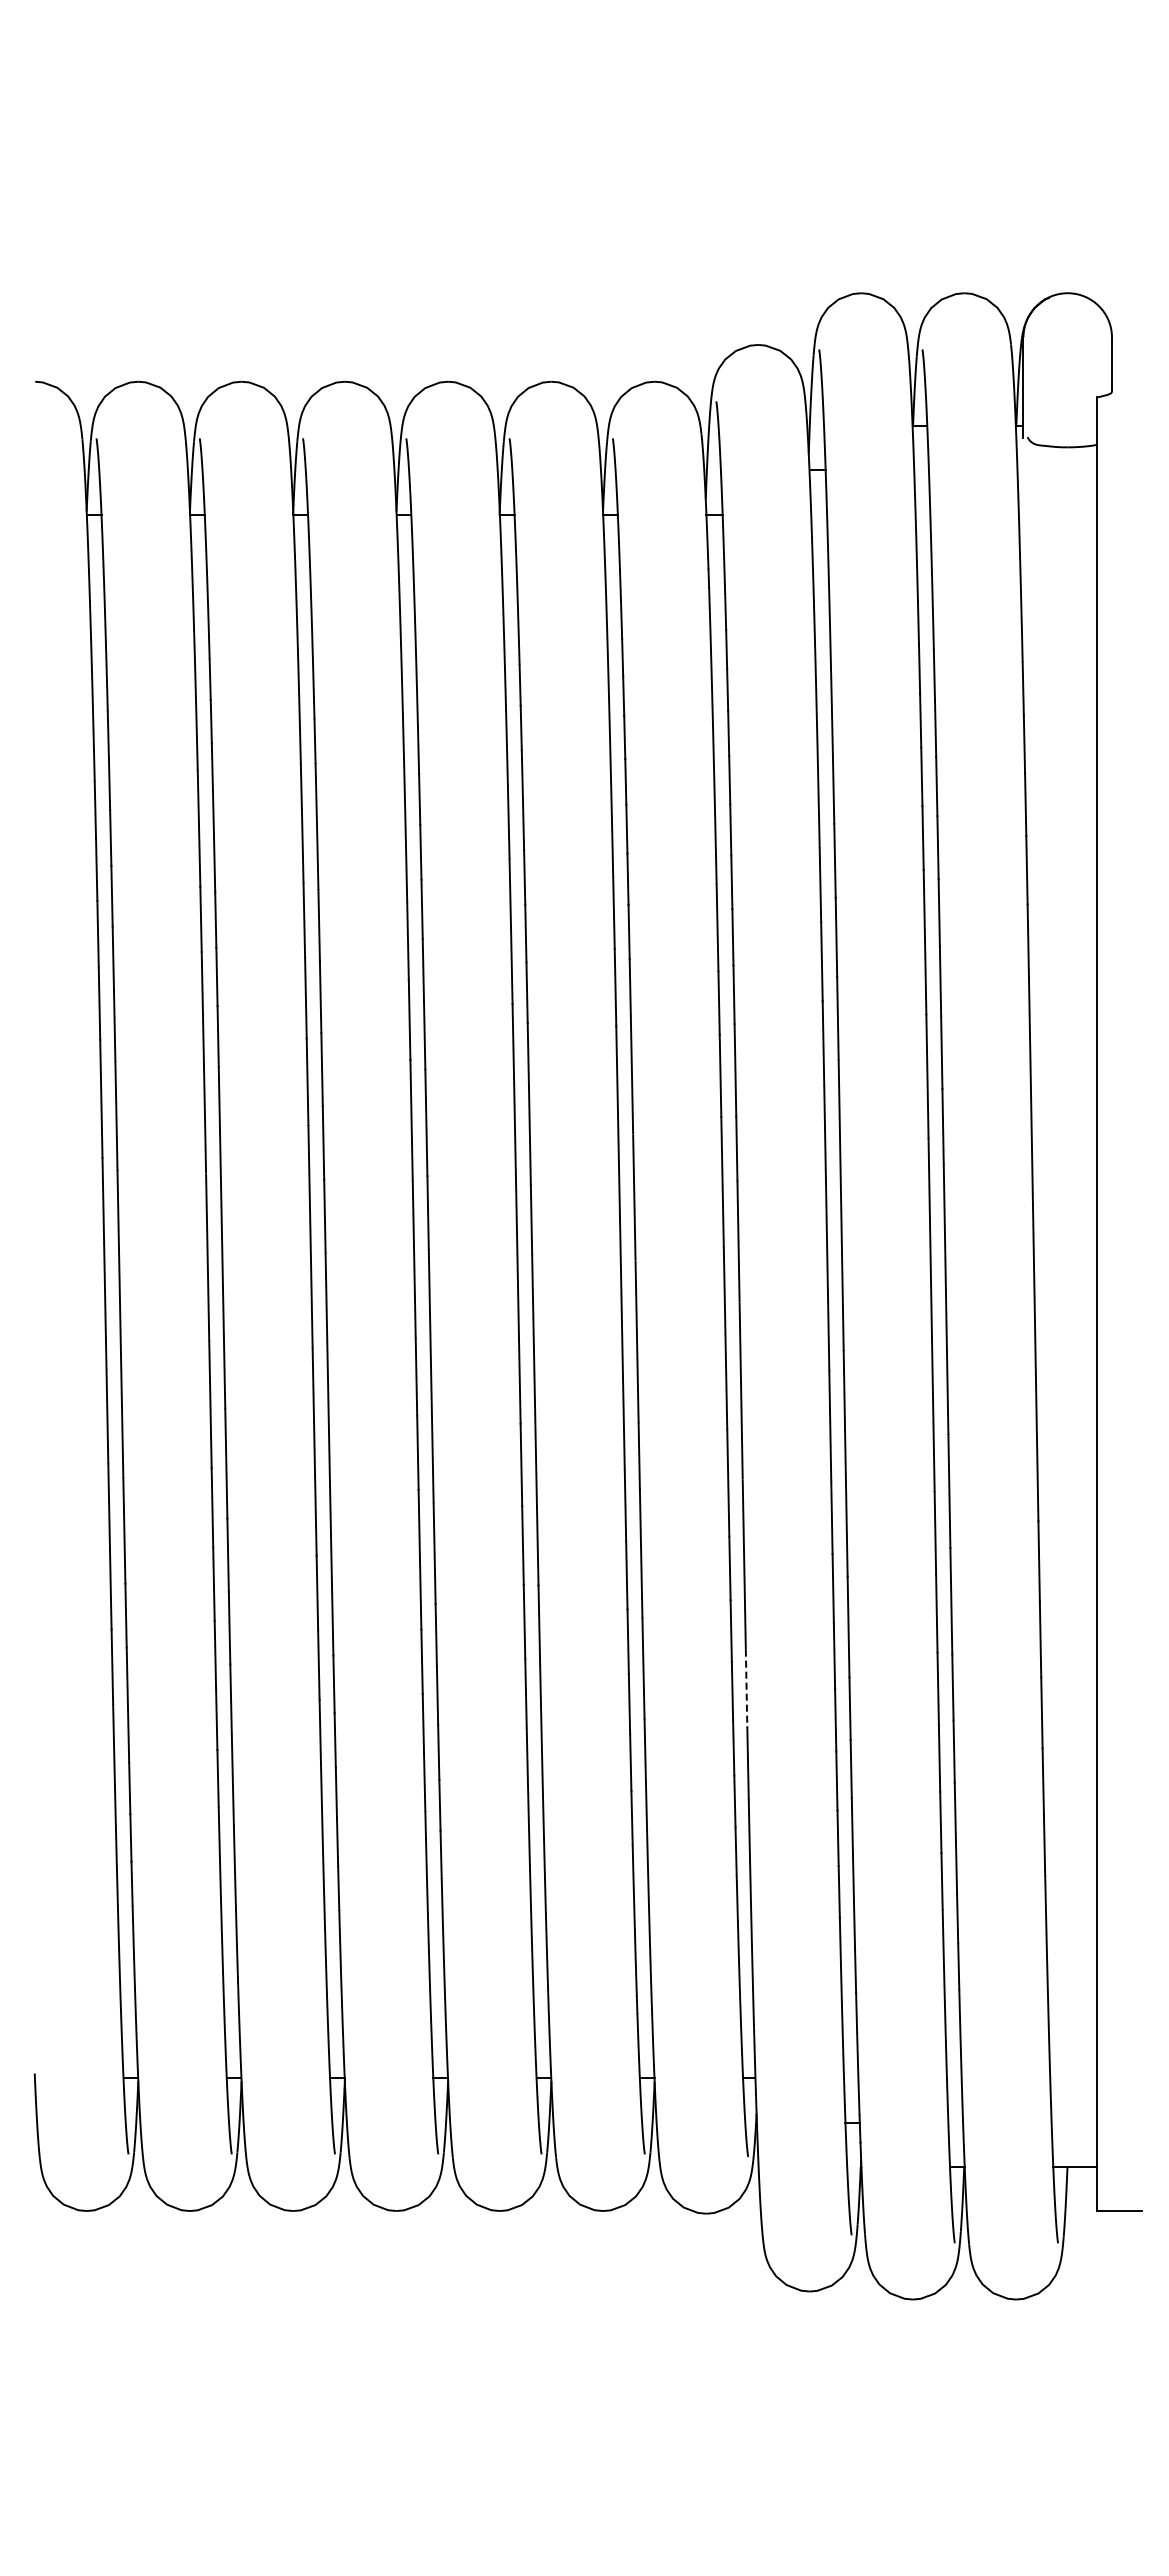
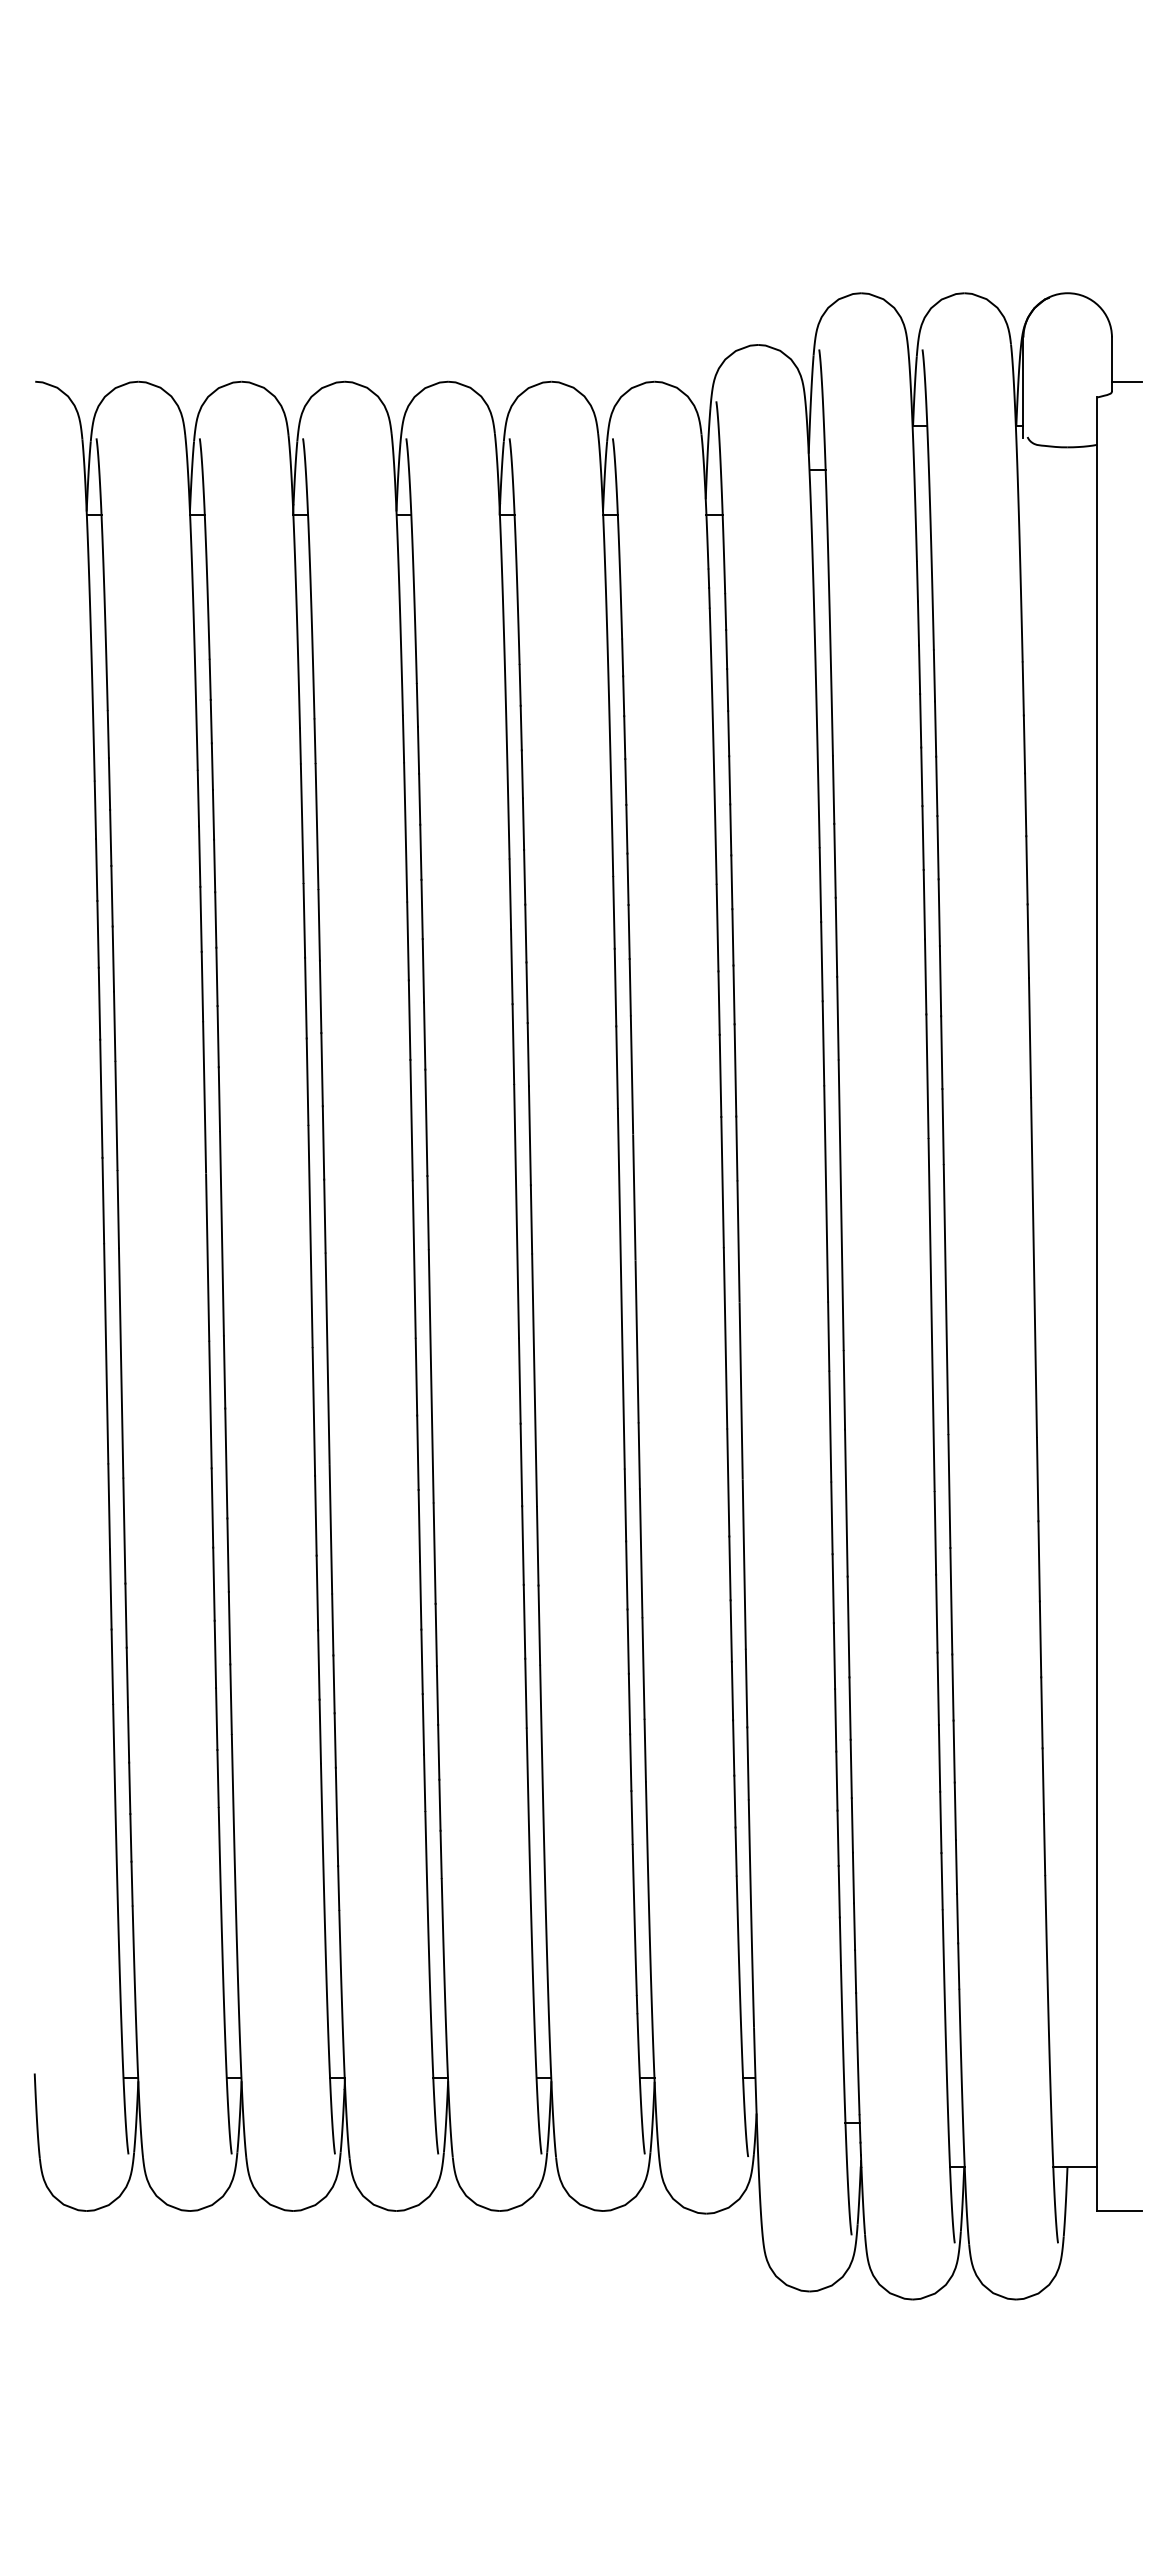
line: none -> present (1126, 381)
line: dashed -> solid (746, 1688)
